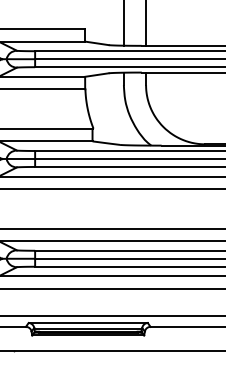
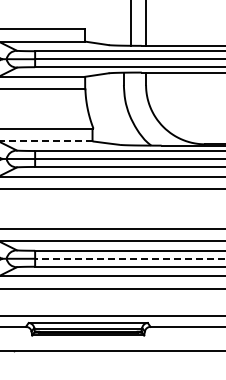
line position: (123, 23) -> (130, 23) (130, 23)
line: solid -> dashed (46, 141)
line: solid -> dashed (129, 258)
